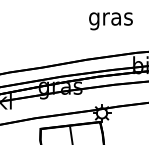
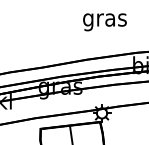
text position: (110, 21) -> (104, 22) (104, 22)
